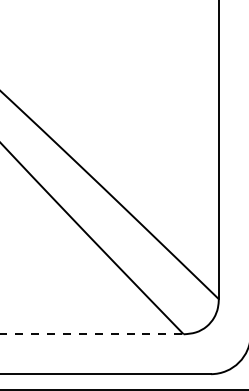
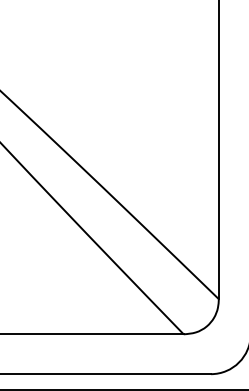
line: dashed -> solid (92, 334)
